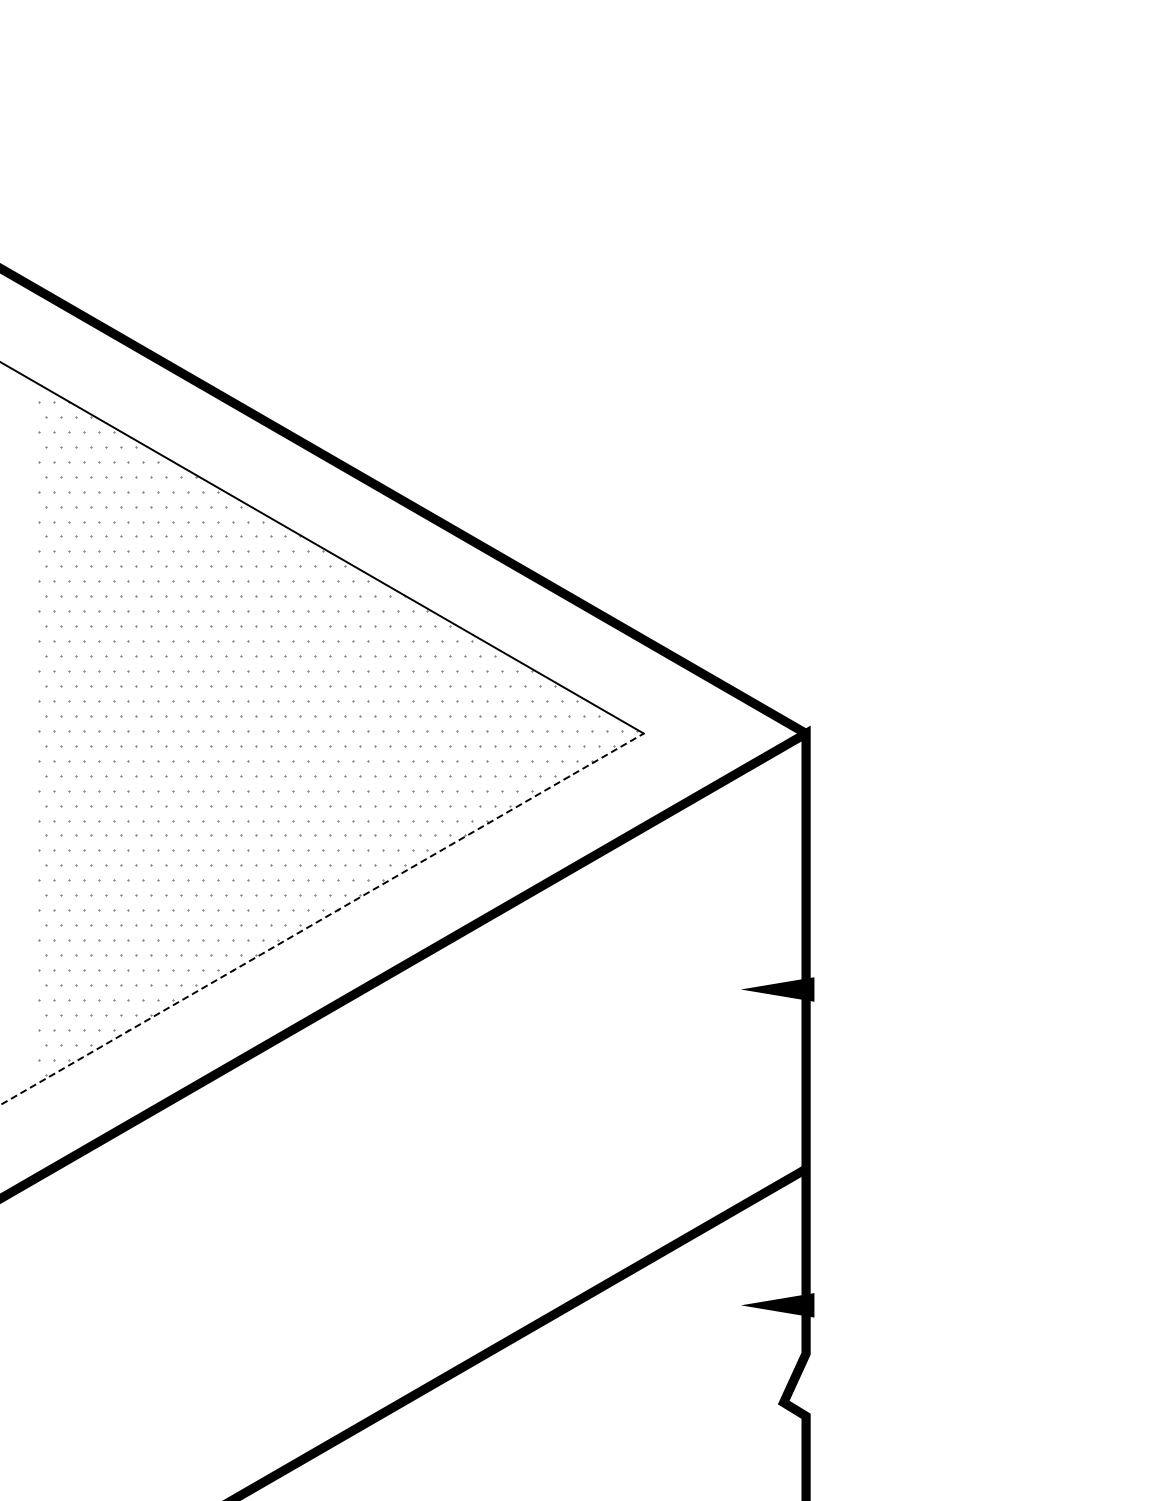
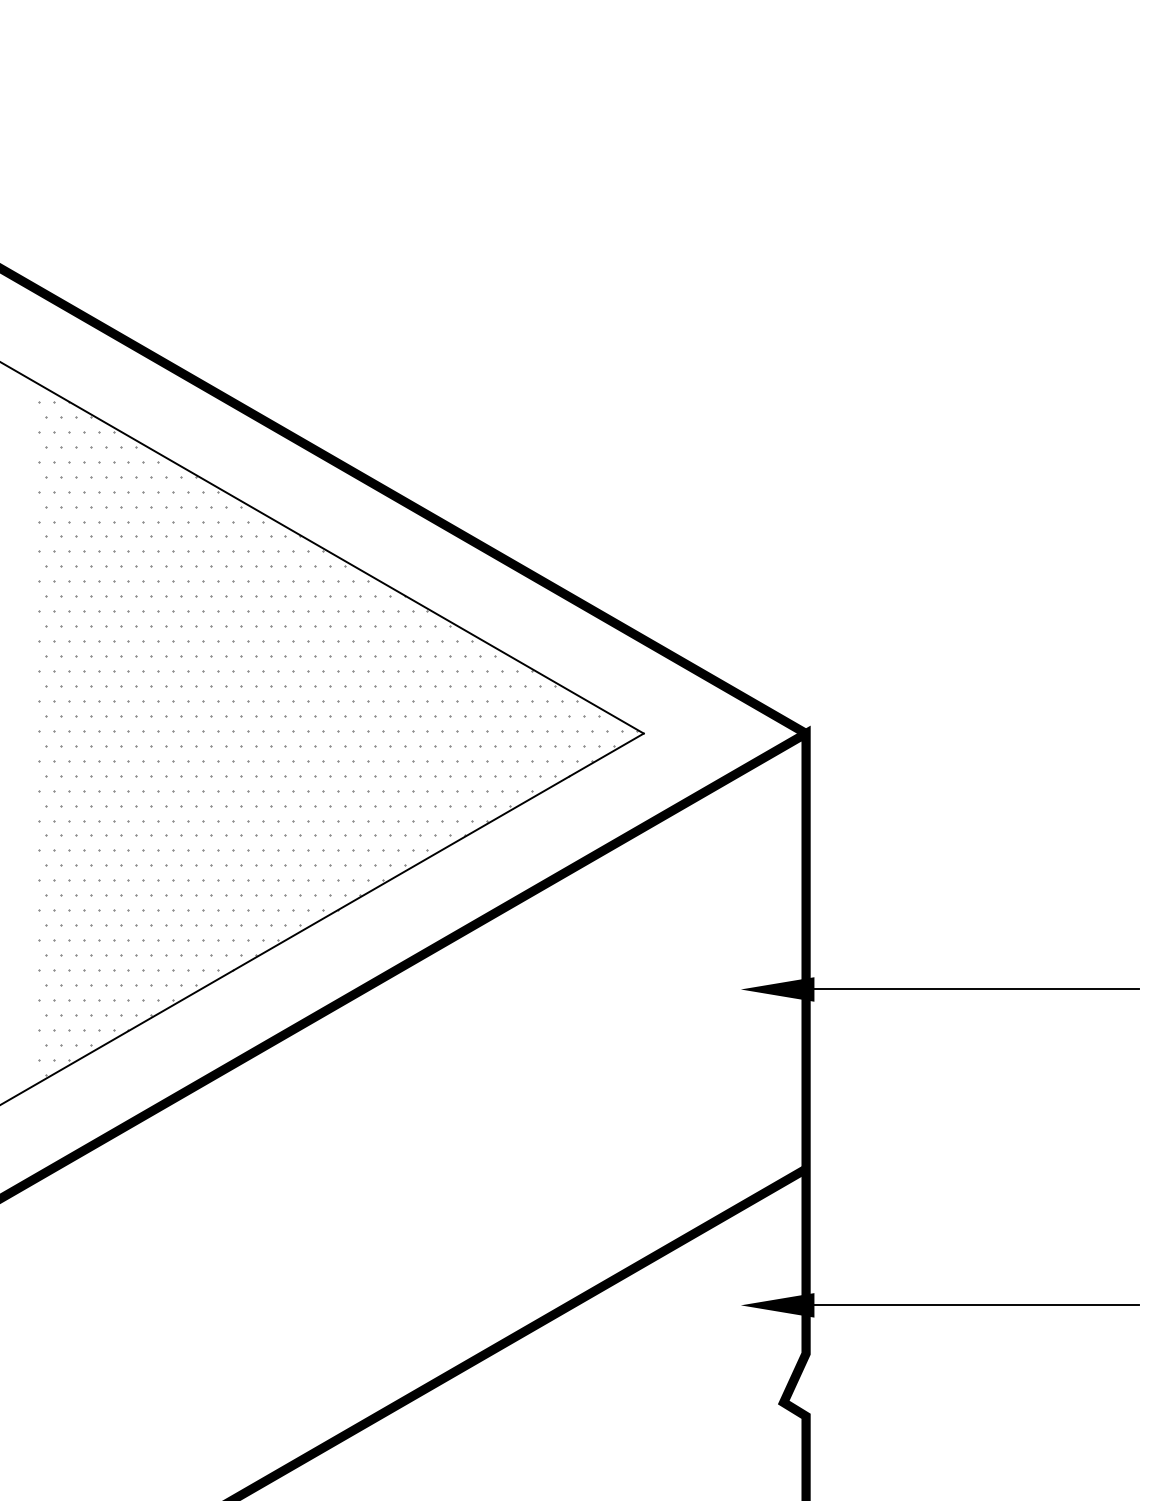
line: dashed -> solid (322, 919)
line: none -> present (976, 989)
line: none -> present (976, 1305)
